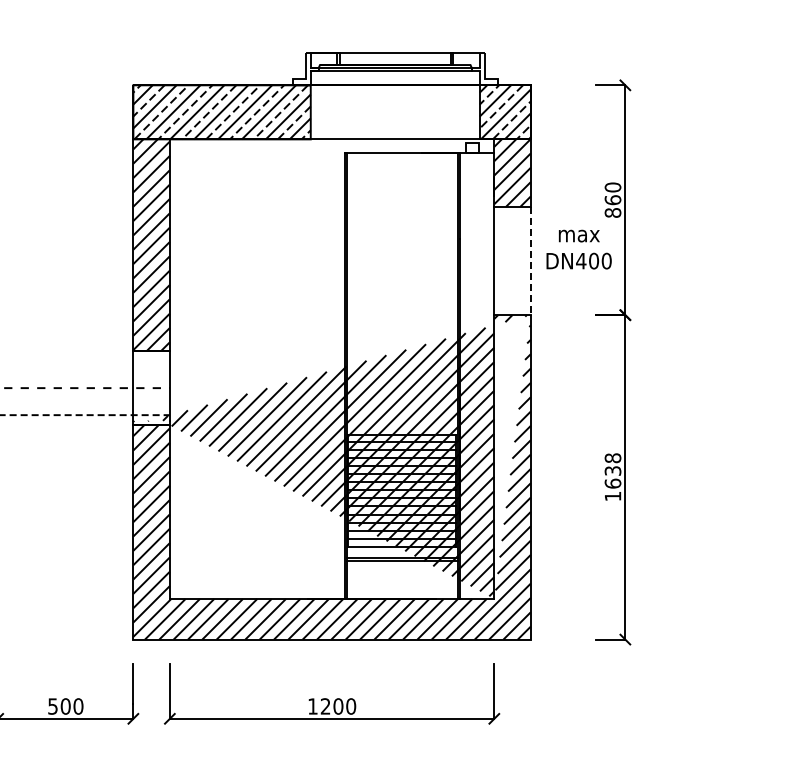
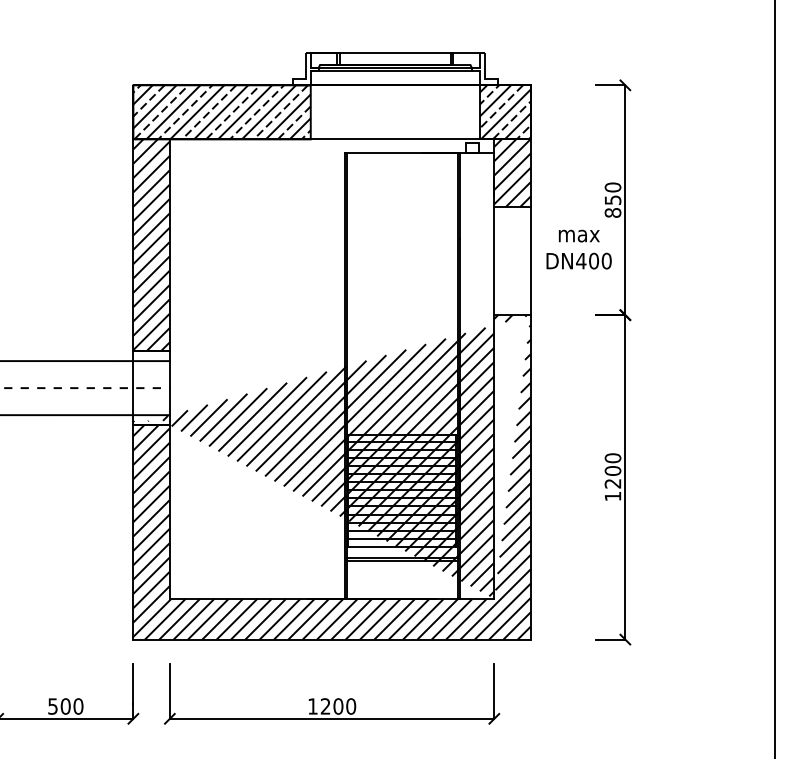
text: 860 -> 850 (612, 200)
line: dashed -> solid (530, 261)
line: none -> present (85, 361)
line: none -> present (775, 378)
line: dashed -> solid (85, 415)
text: 1638 -> 1200 (612, 470)
